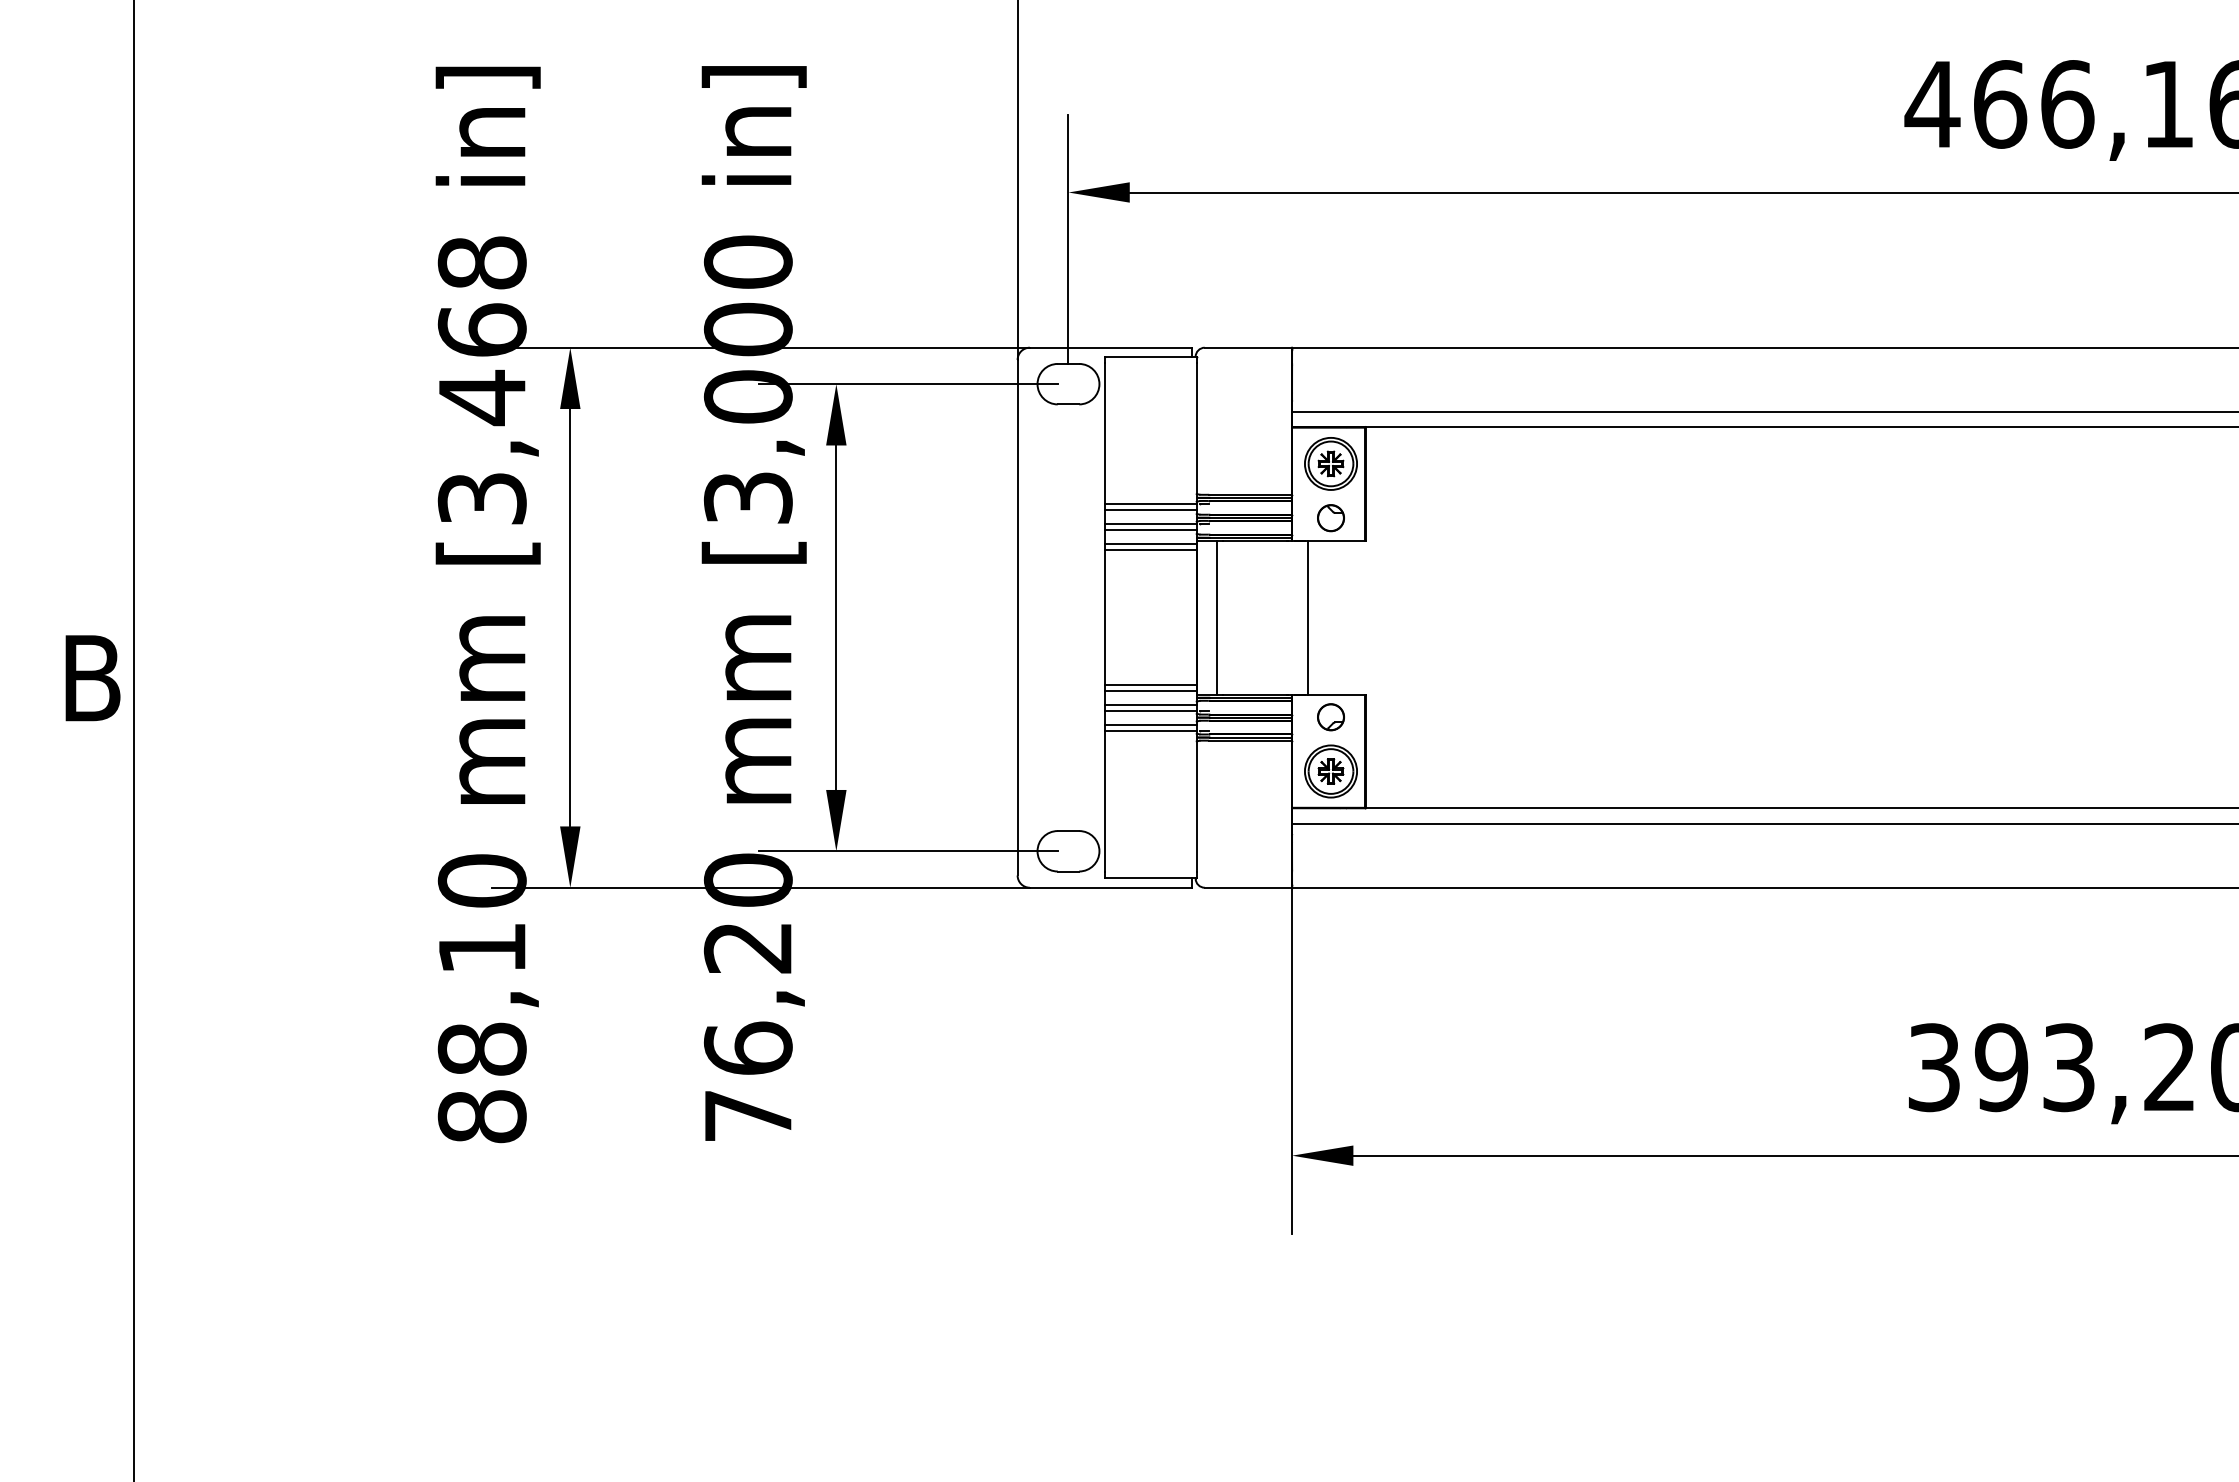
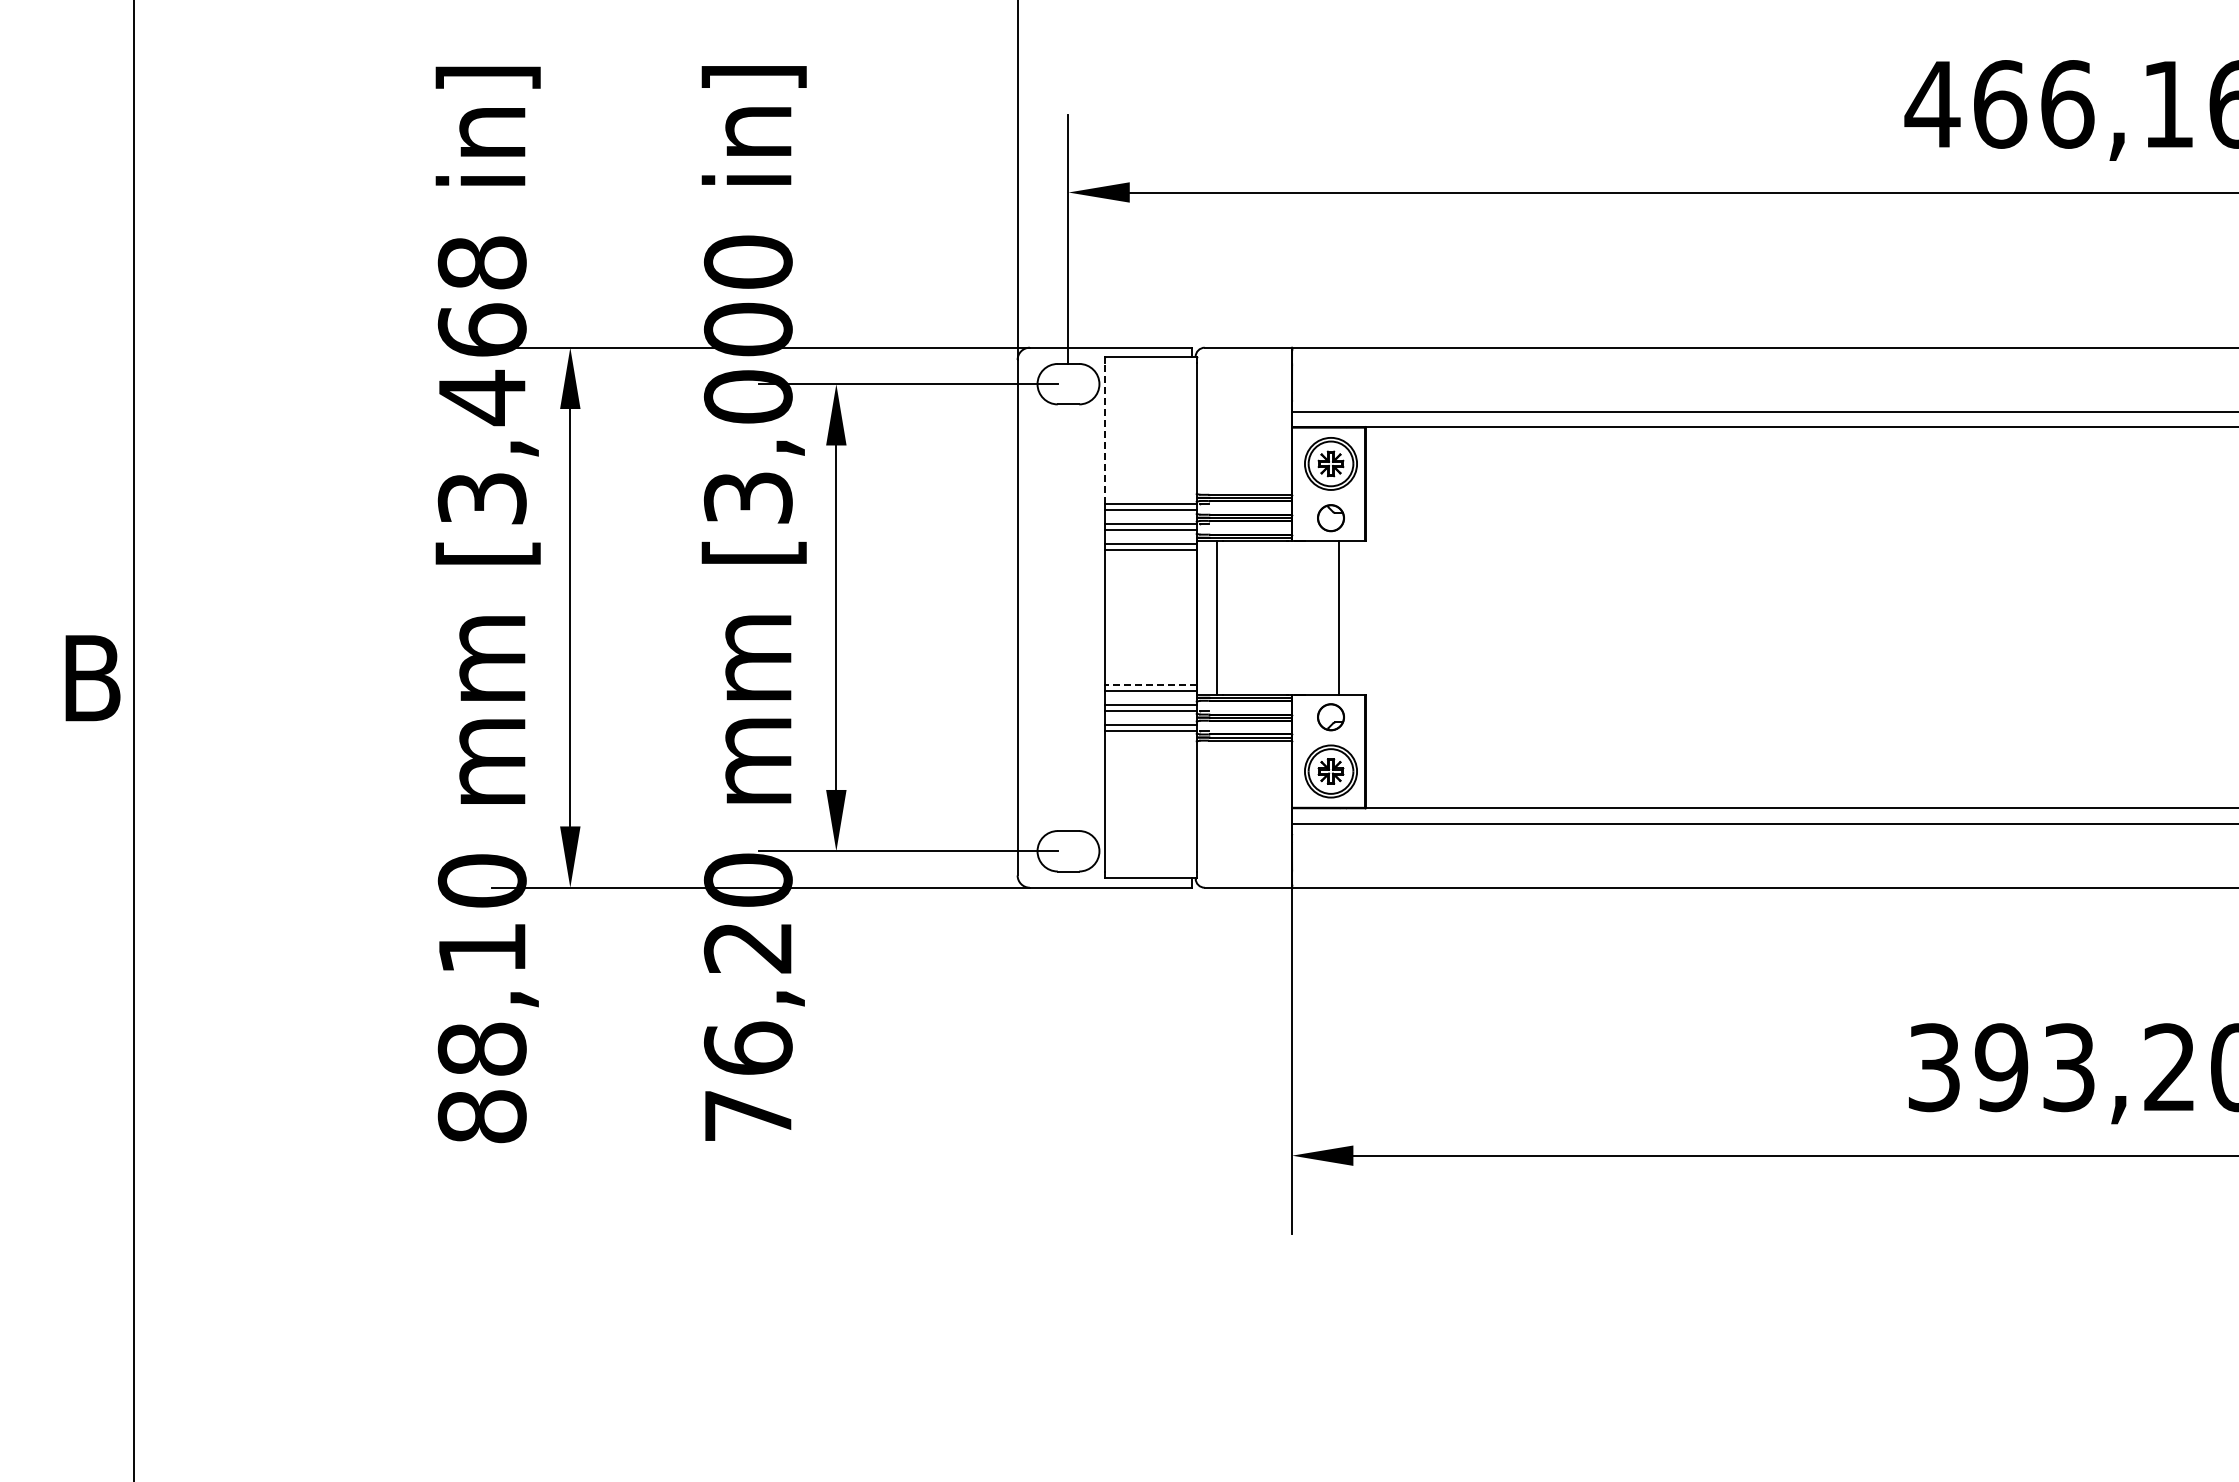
line: solid -> dashed (1104, 433)
line position: (1307, 617) -> (1338, 617) (1338, 617)
line: solid -> dashed (1150, 685)
